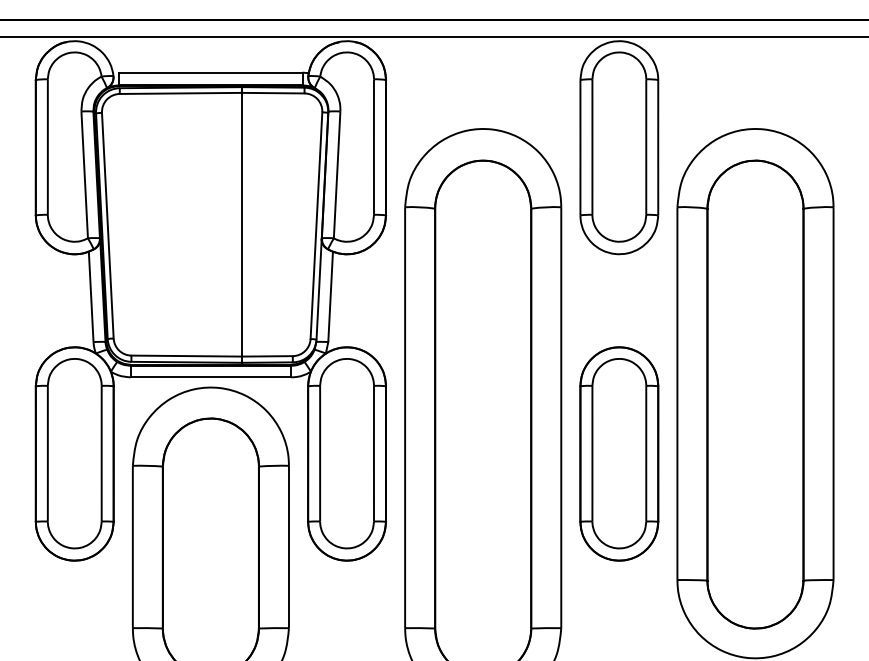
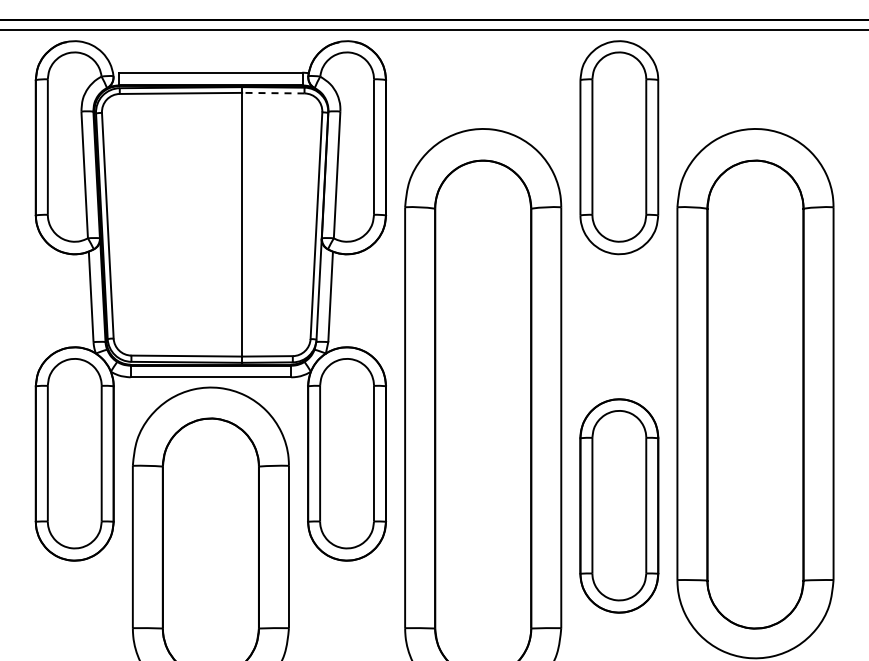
line position: (433, 36) -> (433, 29) (433, 29)
line: solid -> dashed (272, 93)
part position: (619, 453) -> (619, 505) (619, 505)
